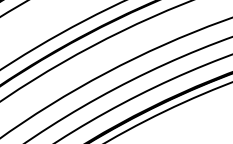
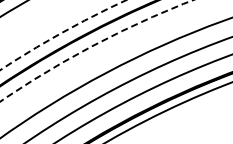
arc: solid -> dashed (61, 33)
arc: solid -> dashed (93, 45)
